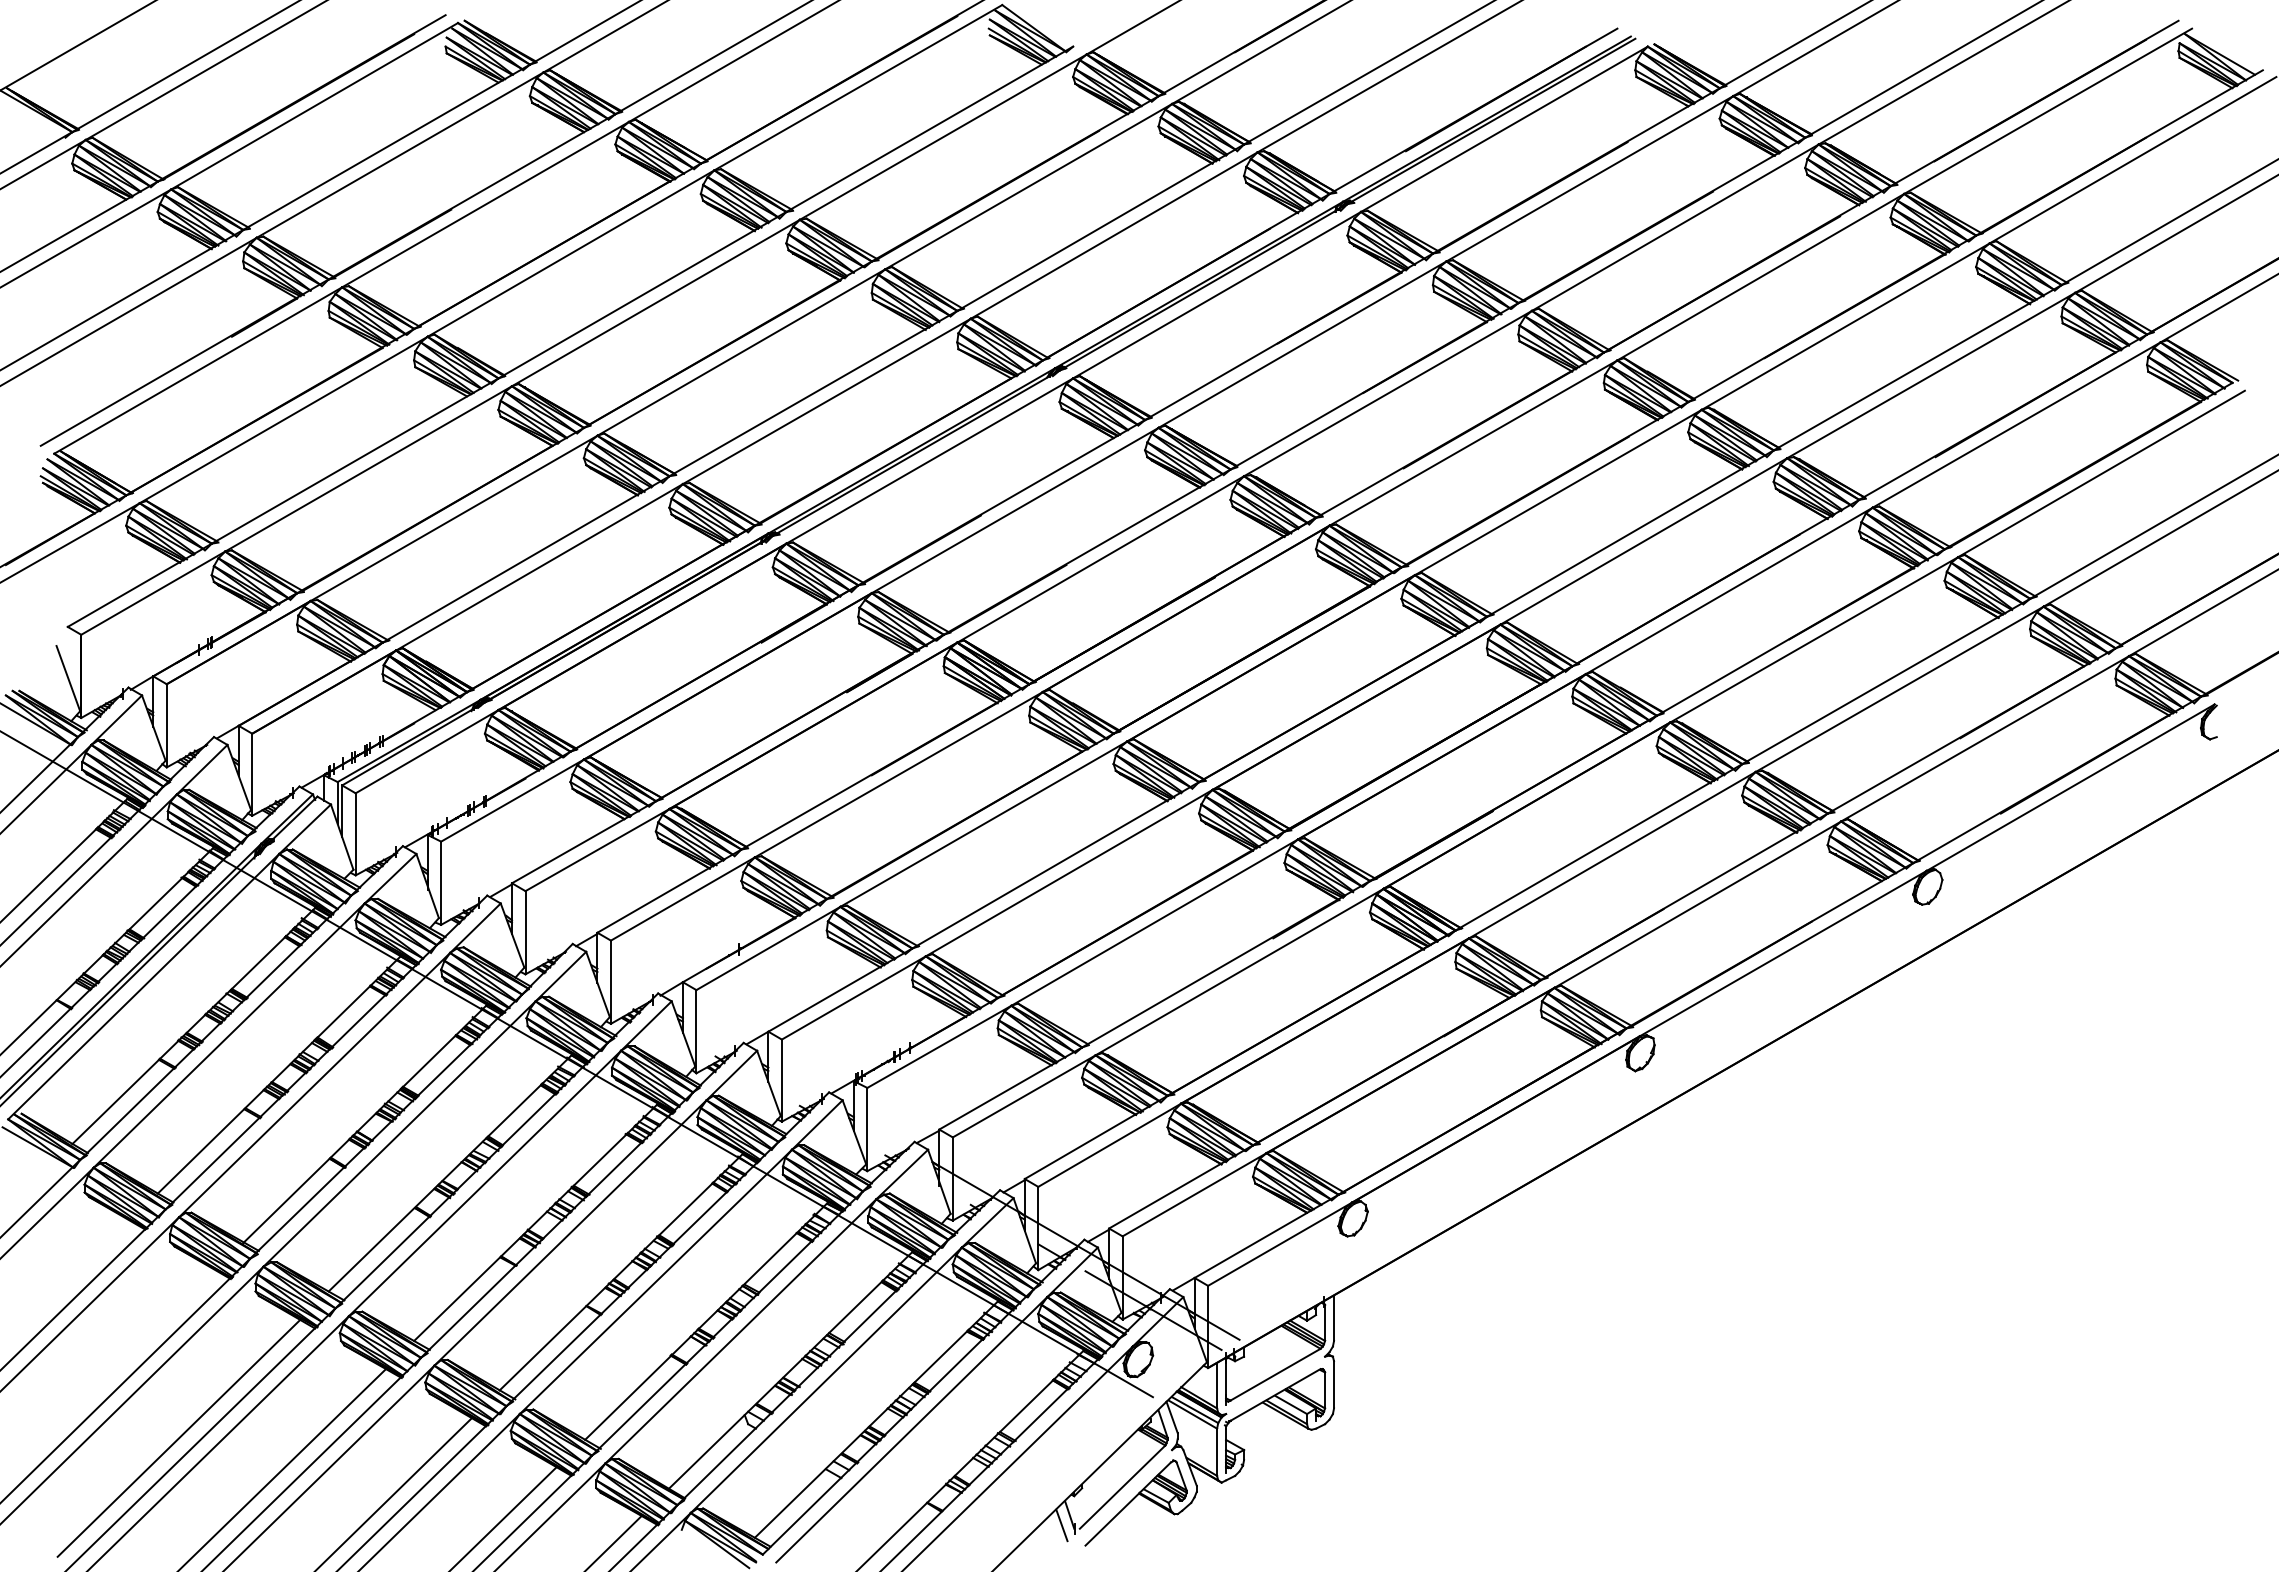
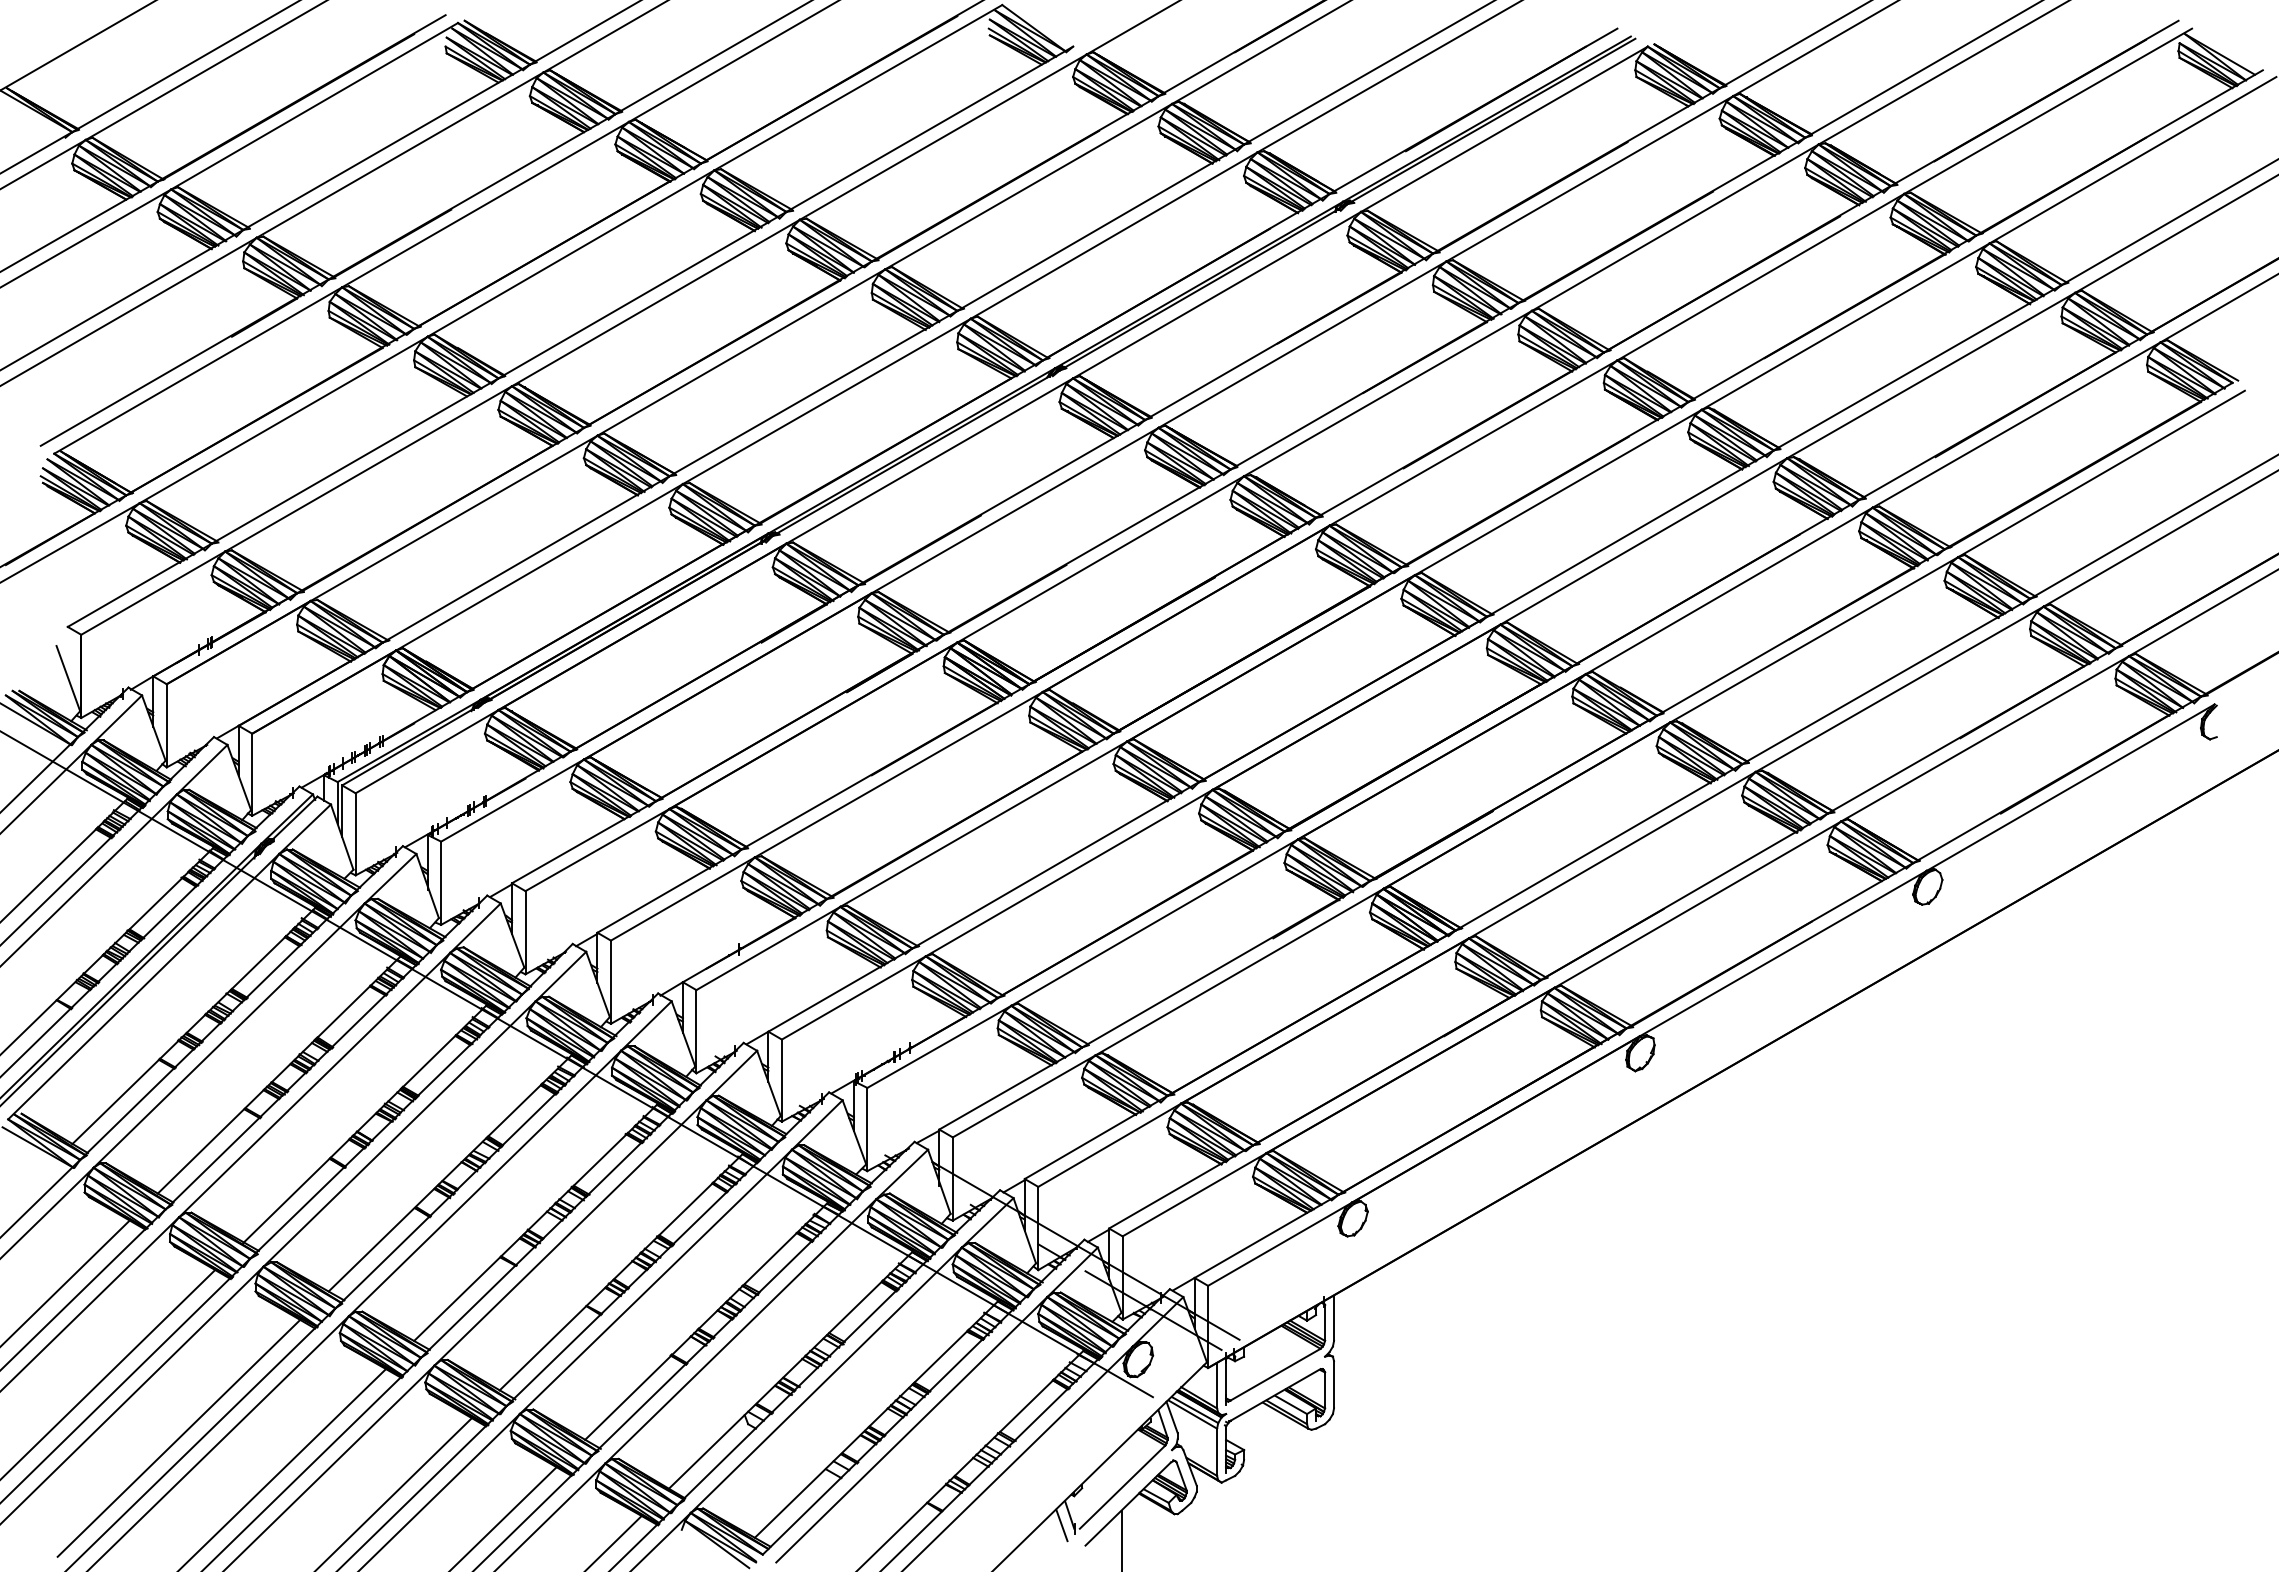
line: none -> present (65, 1282)
line: none -> present (108, 1373)
line: none -> present (1121, 1539)
